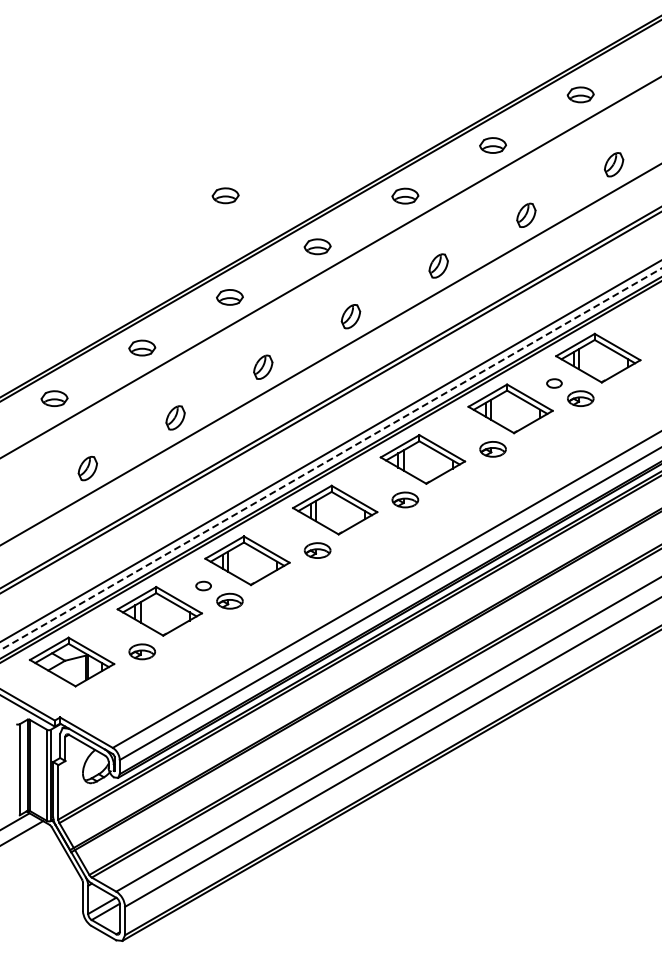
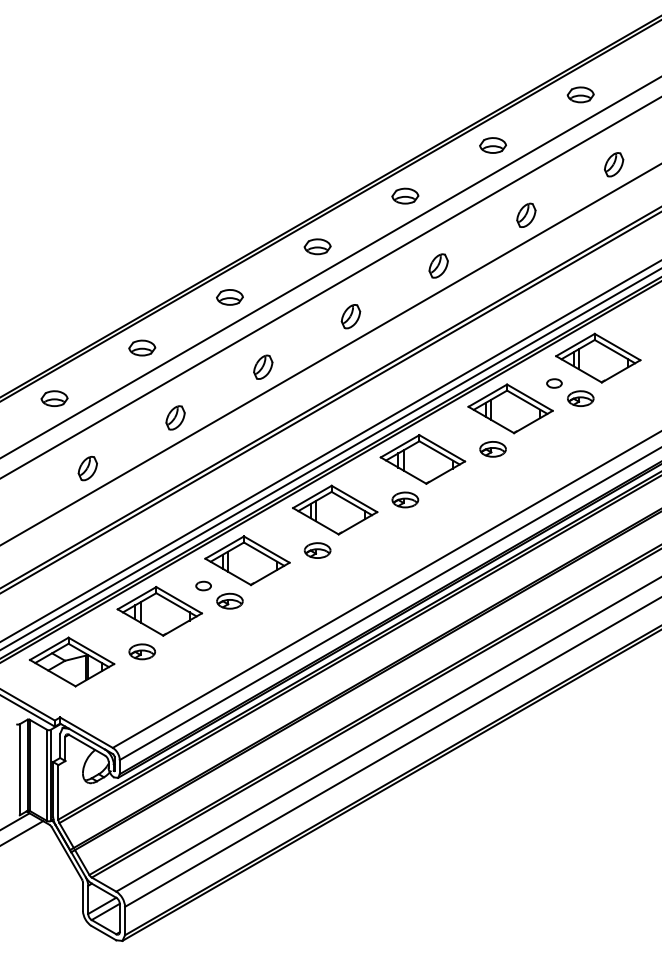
part: present -> none (225, 195)
line: none -> present (330, 287)
line: dashed -> solid (331, 459)
